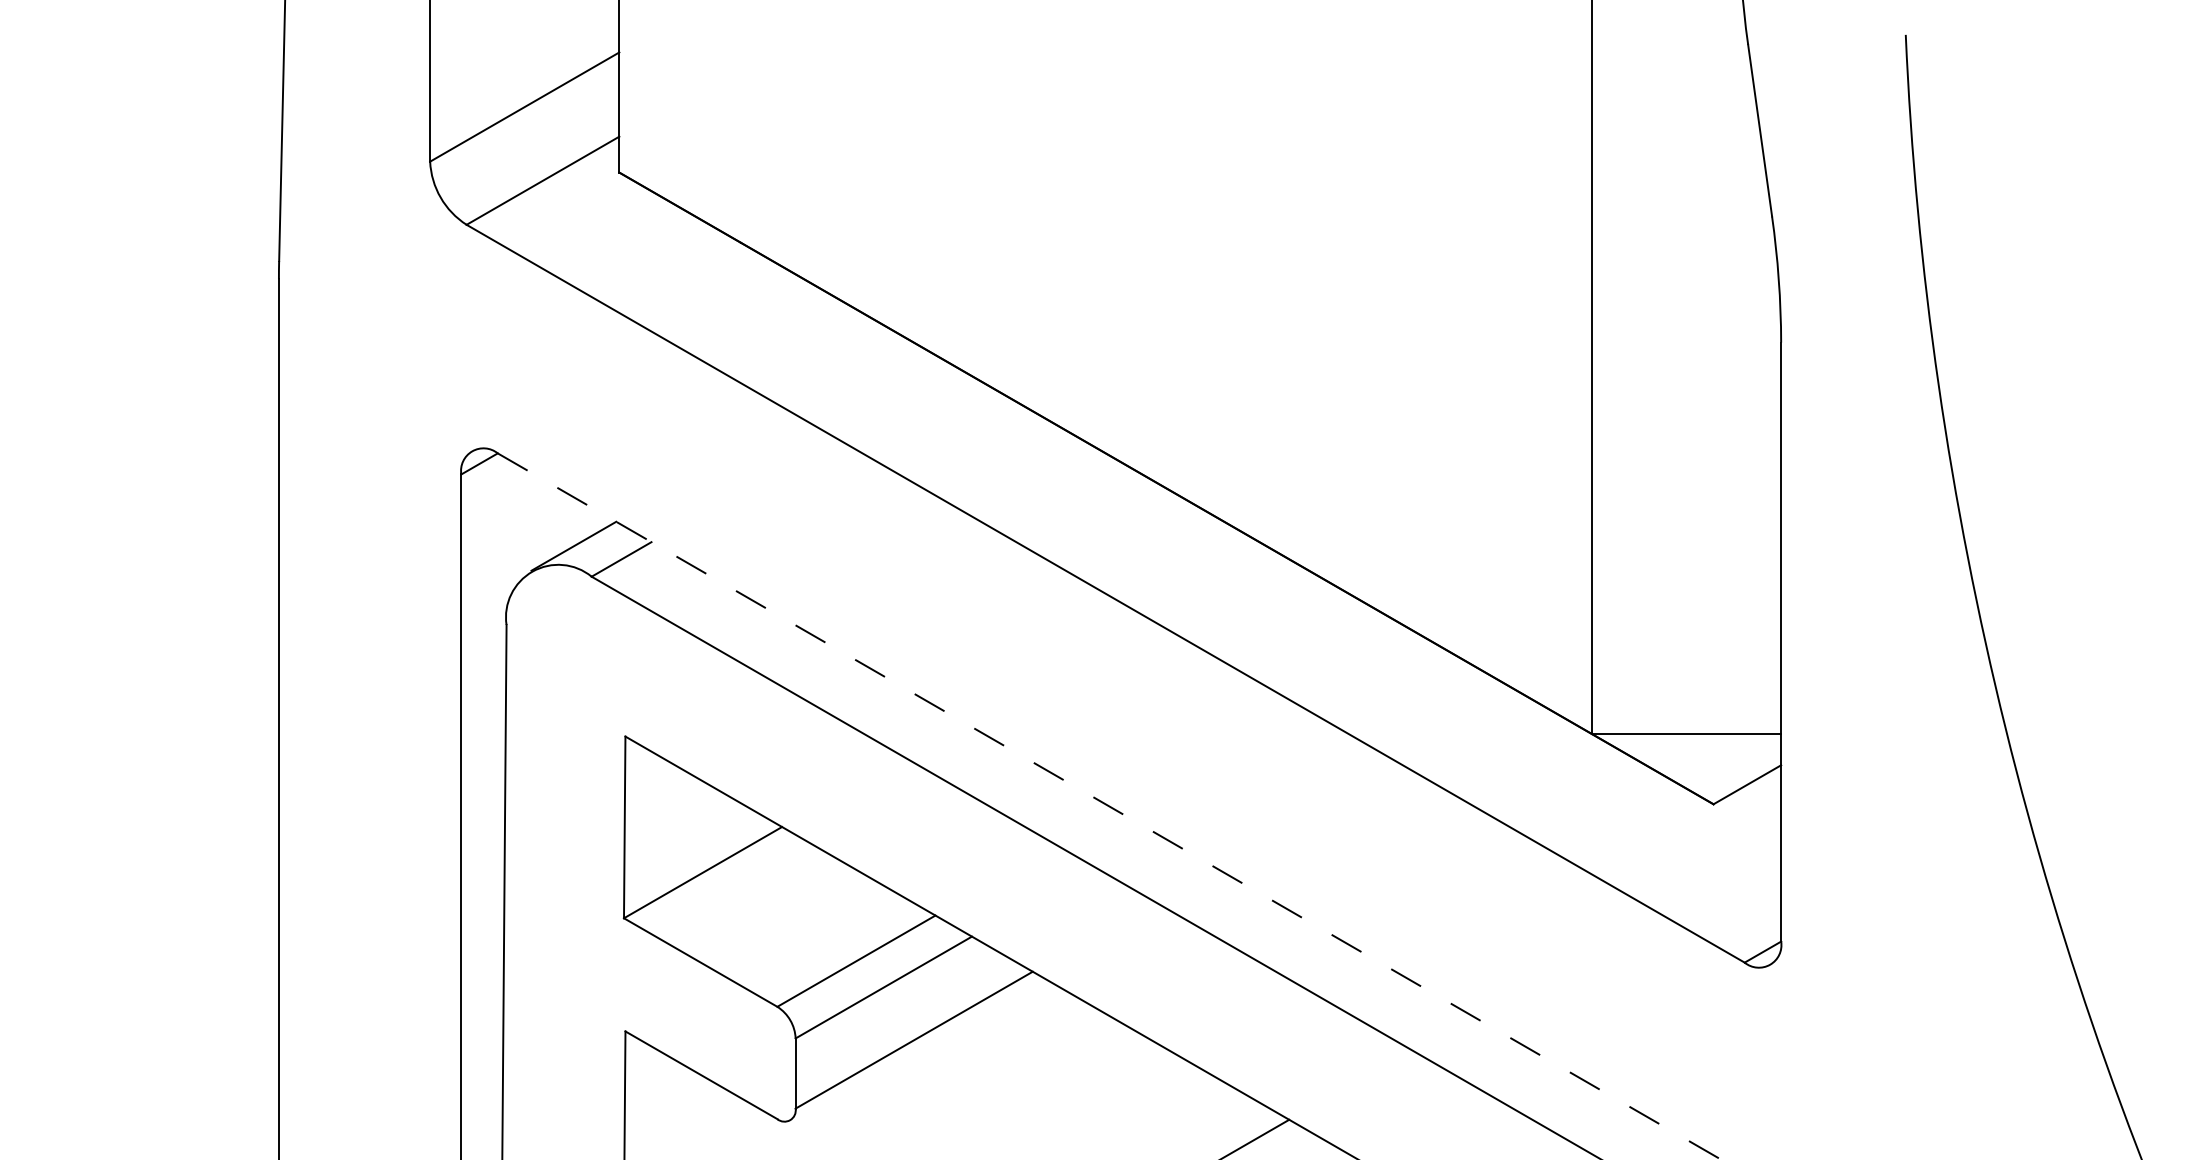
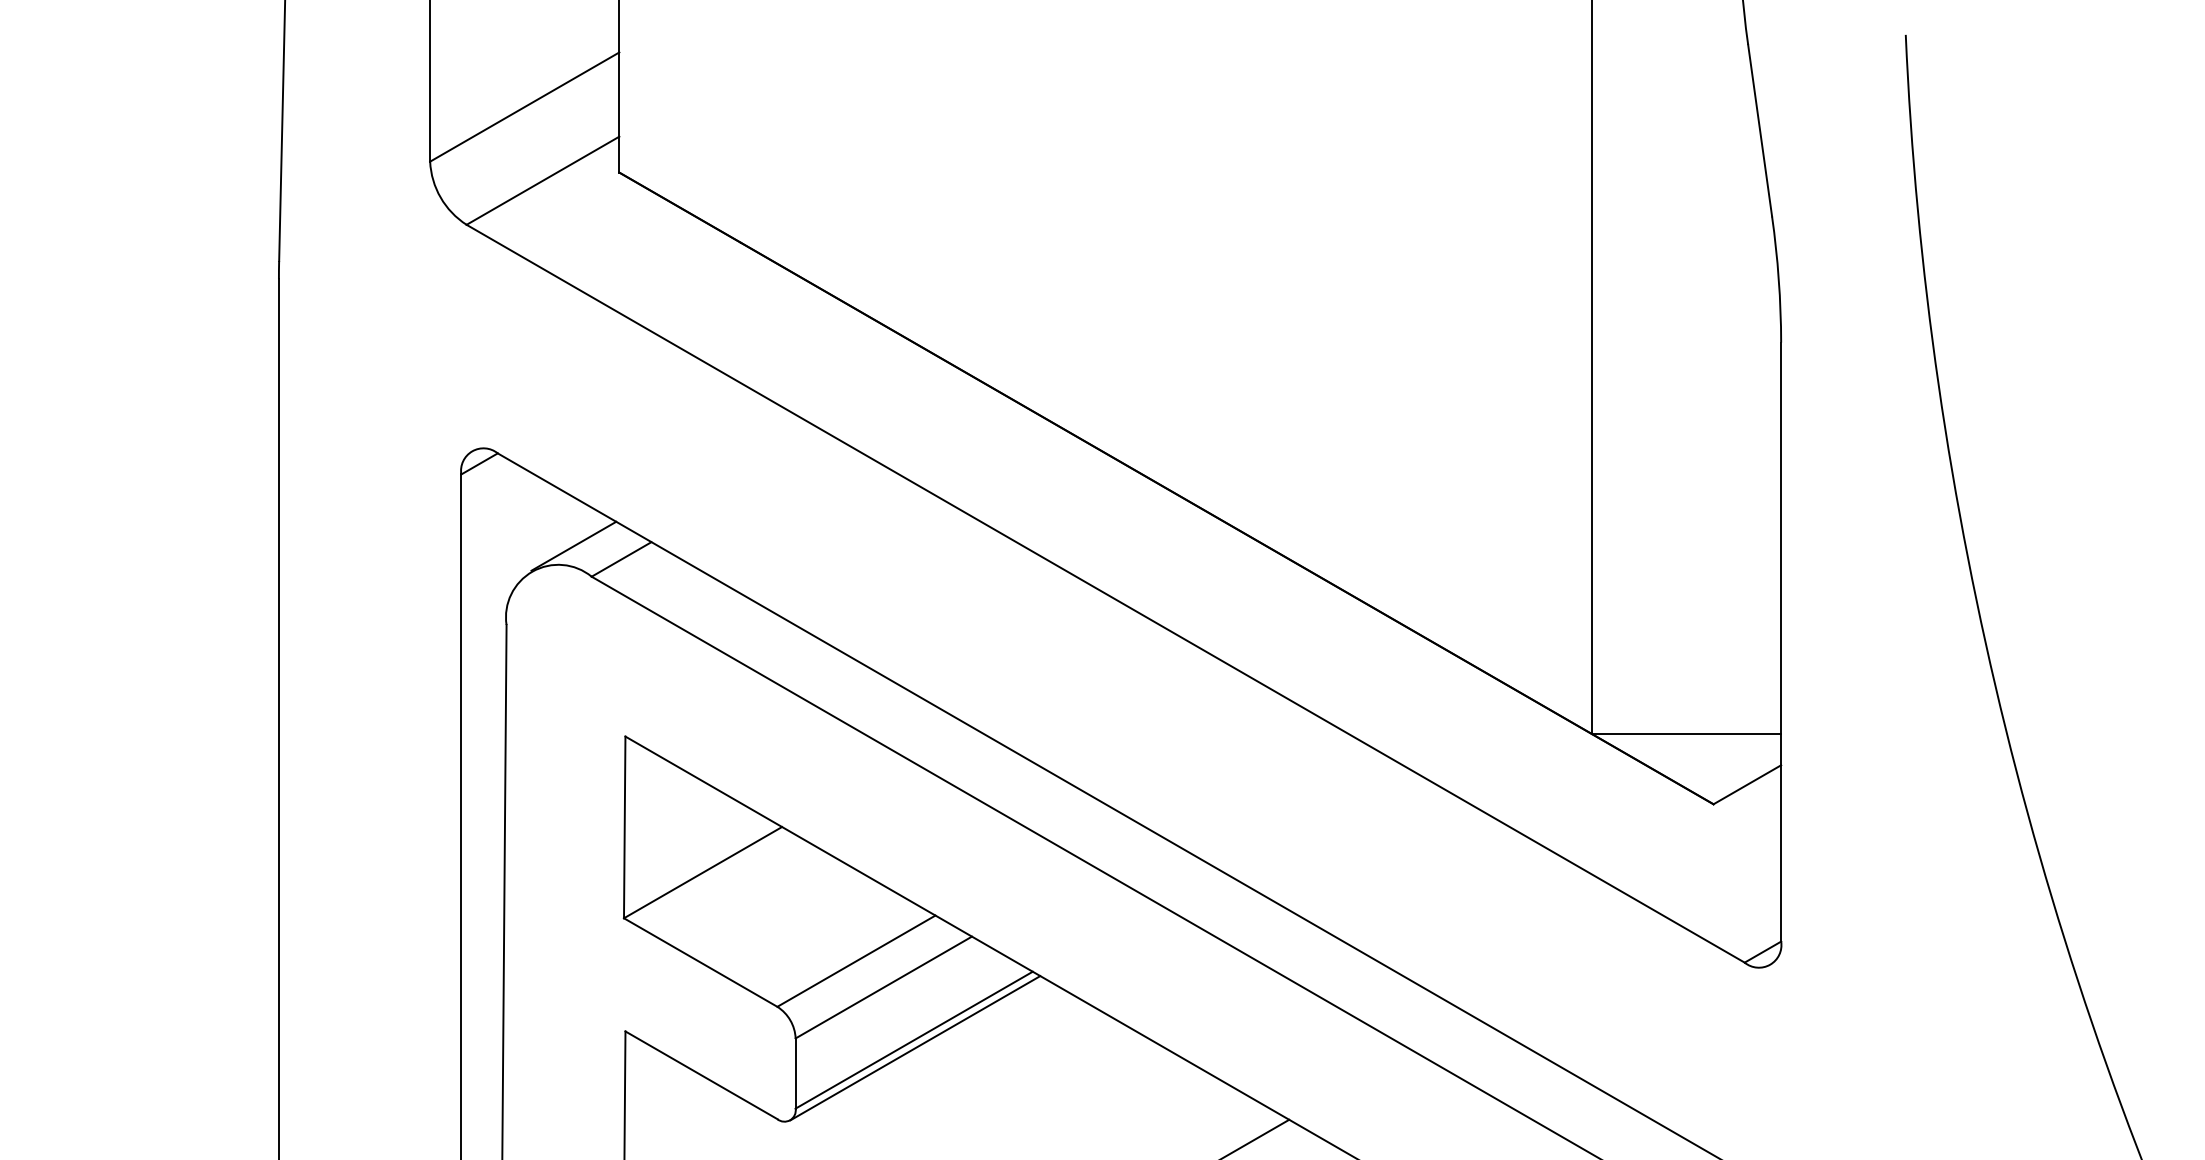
line: dashed -> solid (1110, 806)
line: none -> present (915, 1048)
